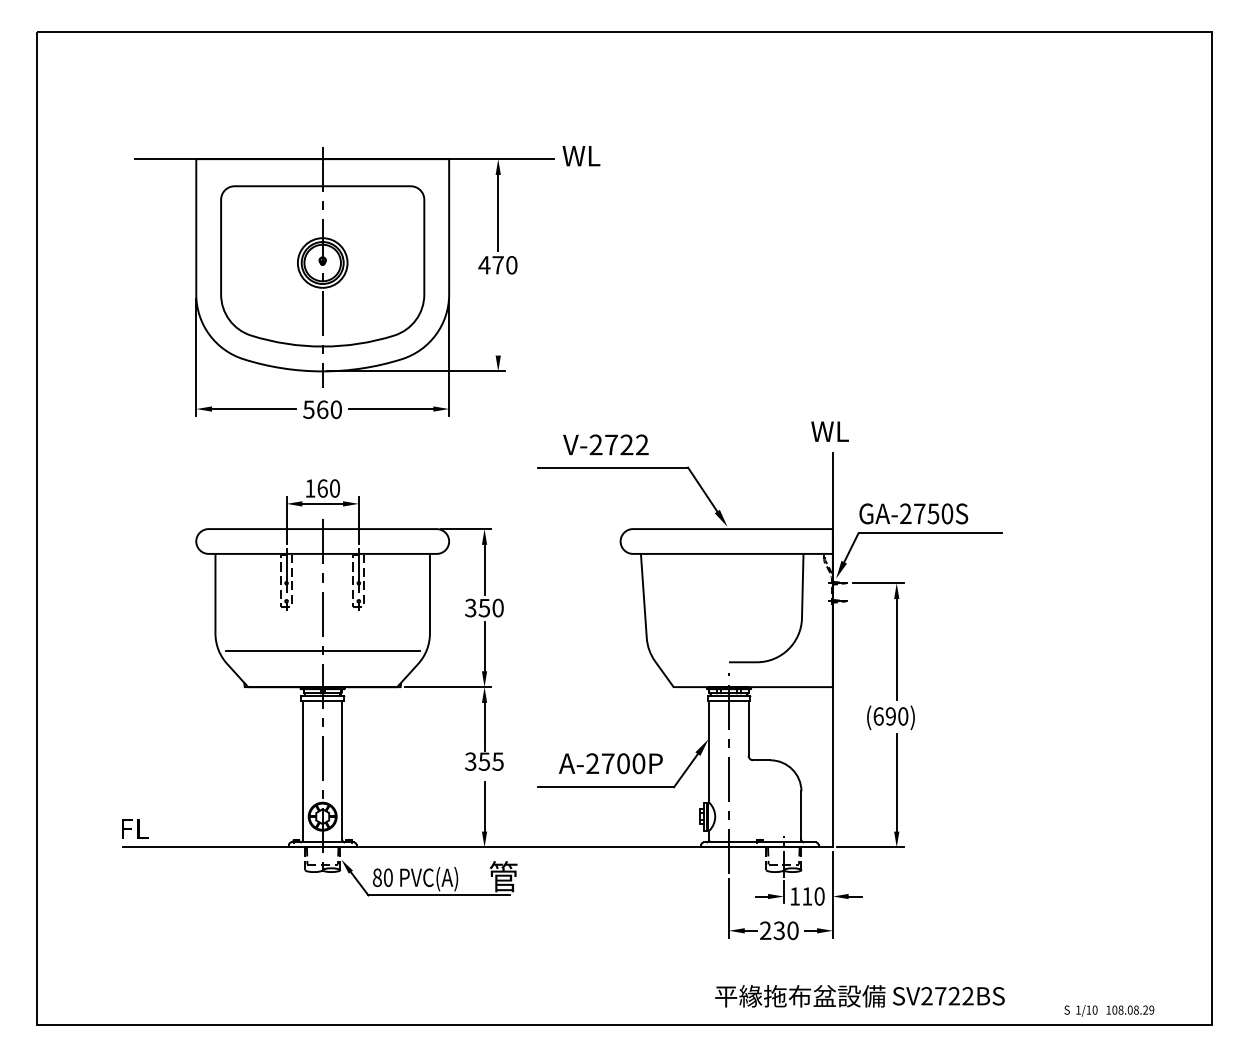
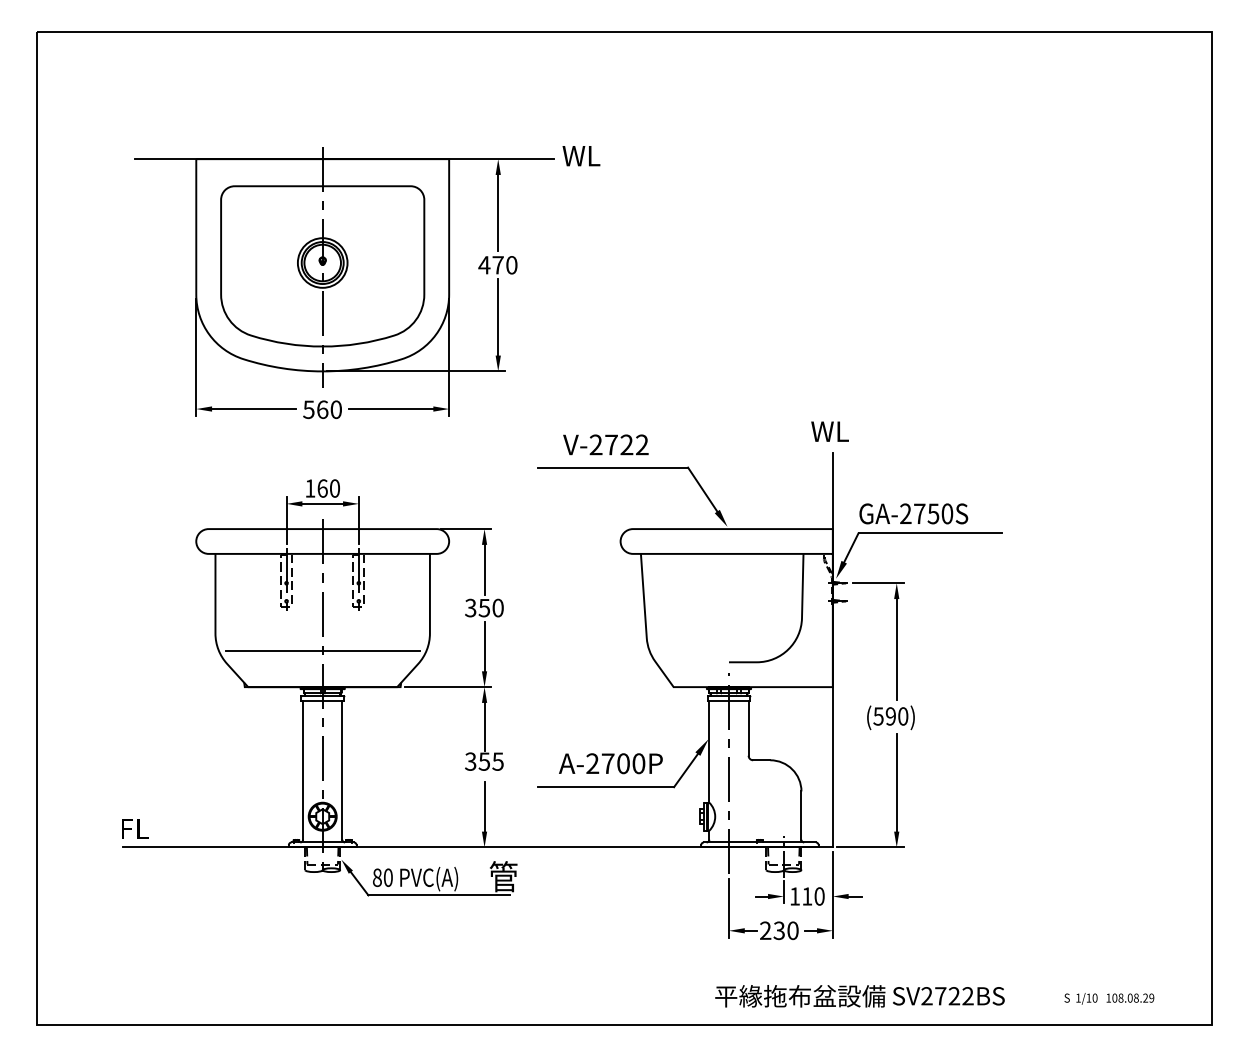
line: none -> present (498, 317)
text: (690) -> (590) (878, 716)
text position: (1109, 1010) -> (1109, 998) (1109, 998)
